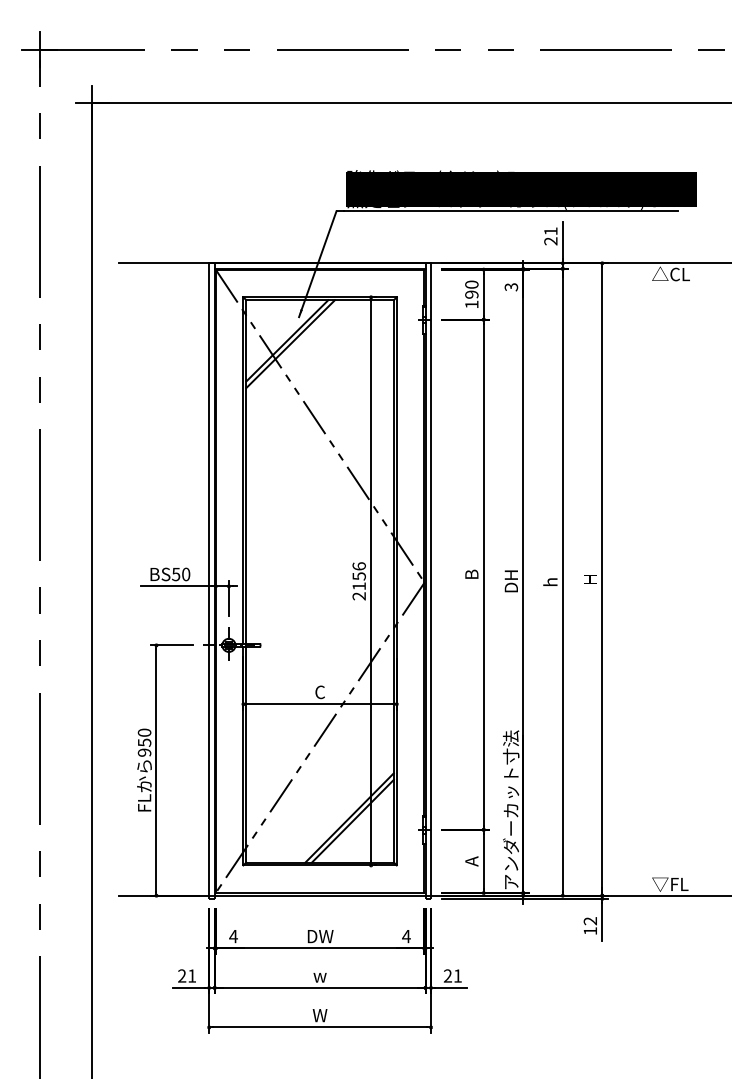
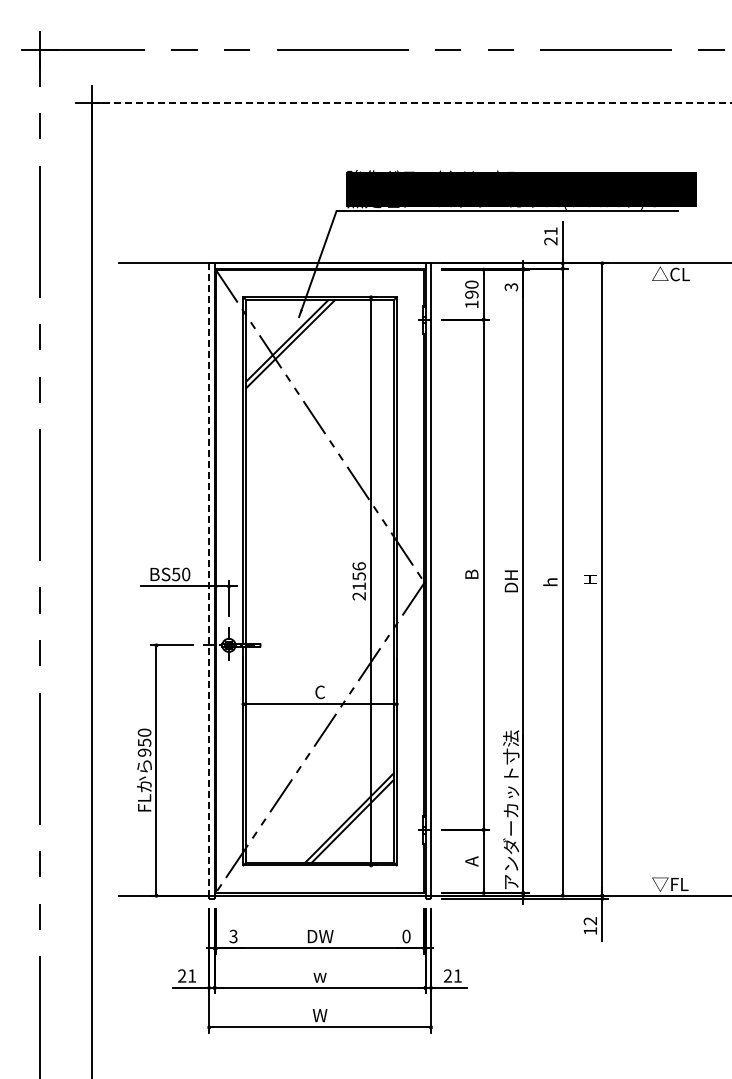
line: solid -> dashed (411, 102)
line: solid -> dashed (209, 580)
text: 4 -> 3 (233, 936)
text: 4 -> 0 (406, 936)
